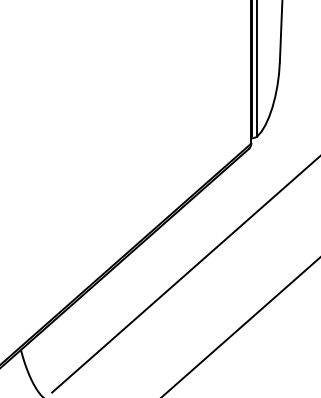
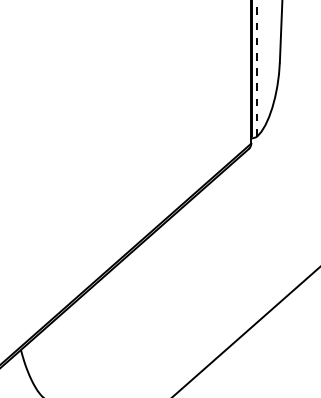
line: solid -> dashed (257, 68)
line: present -> none (184, 275)
line position: (240, 326) -> (245, 331) (245, 331)
